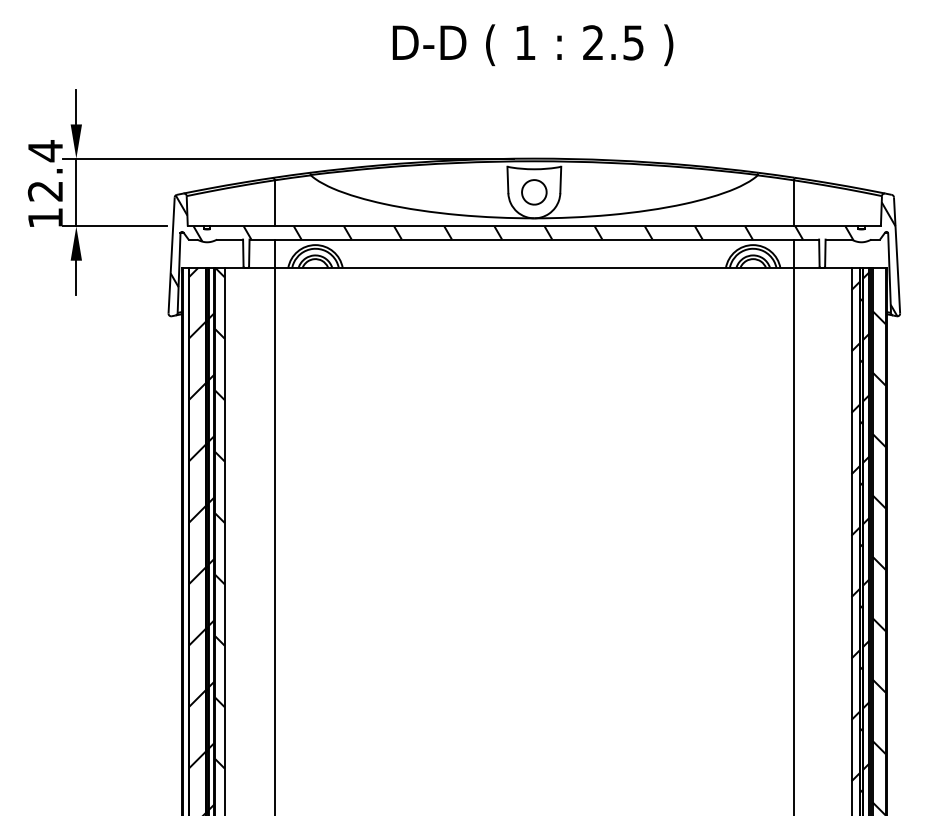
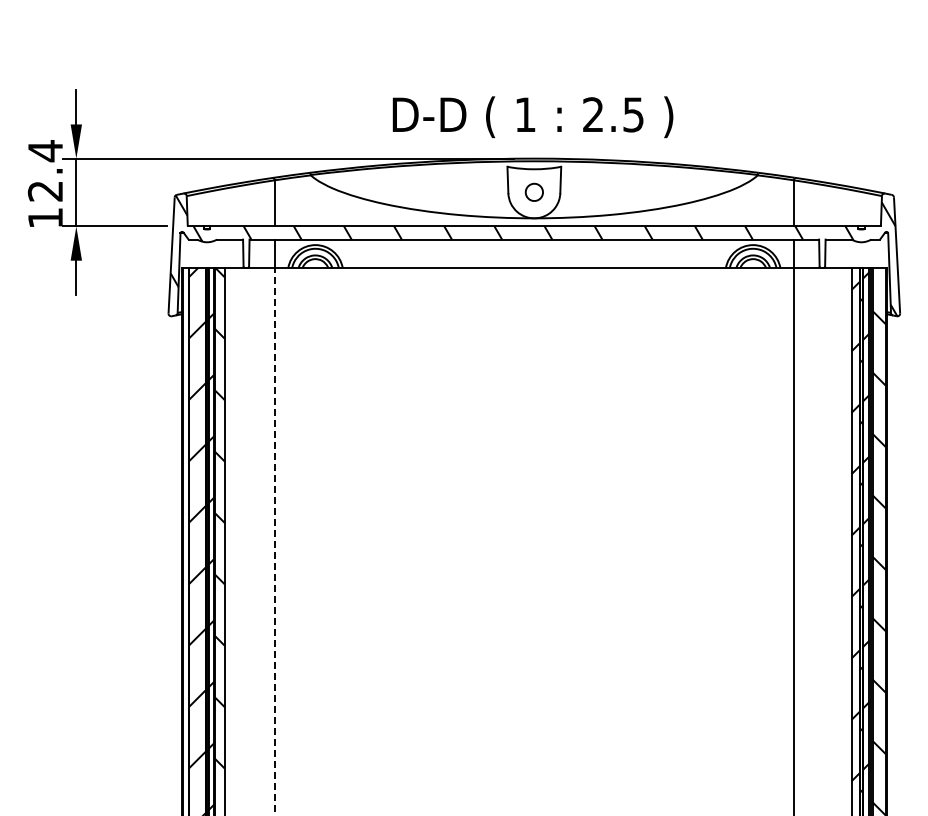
text position: (532, 45) -> (532, 117) (532, 117)
part size: 27x27 px -> 20x20 px (533, 191)
line: solid -> dashed (274, 541)
